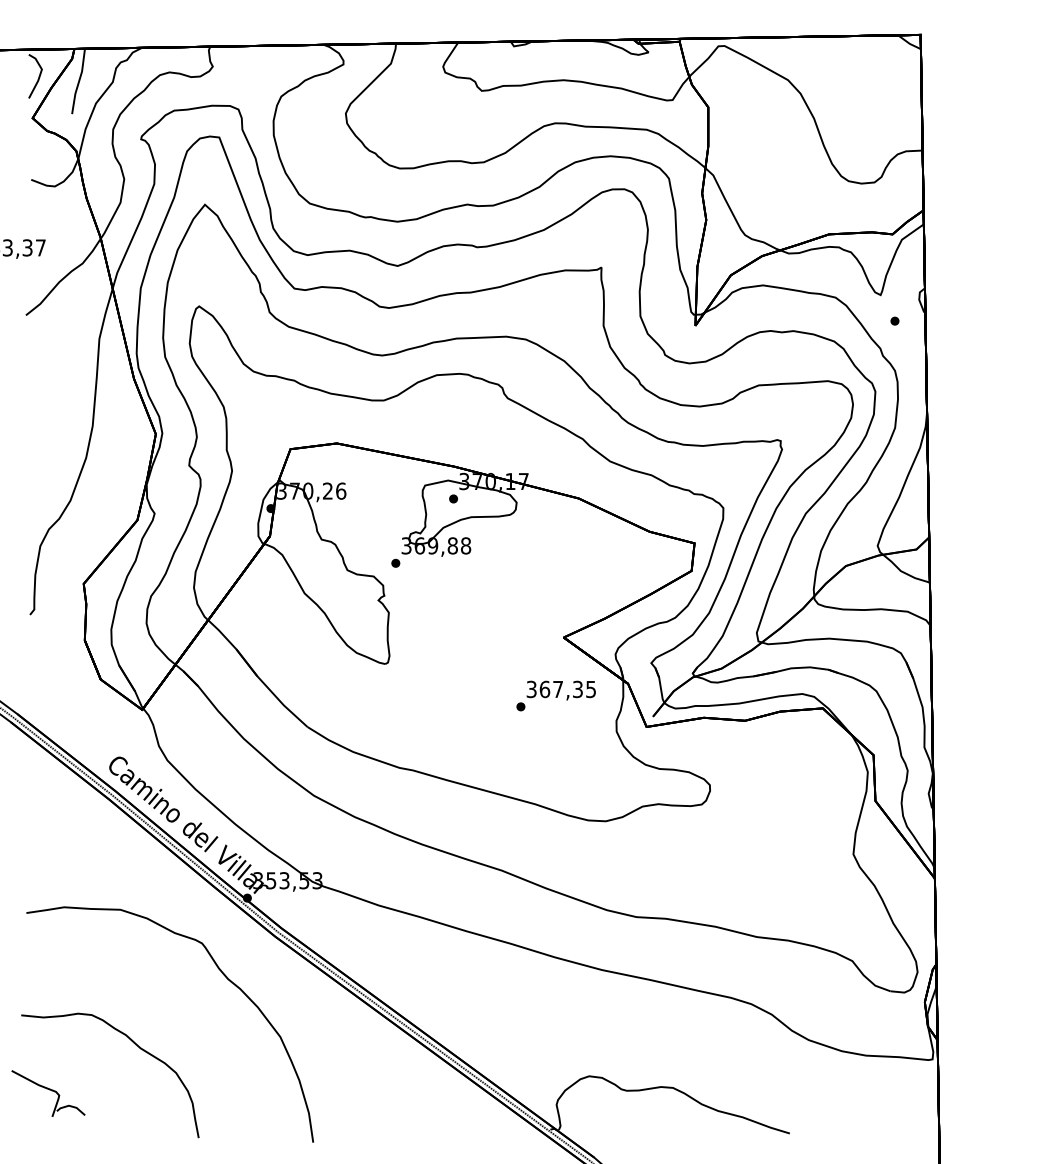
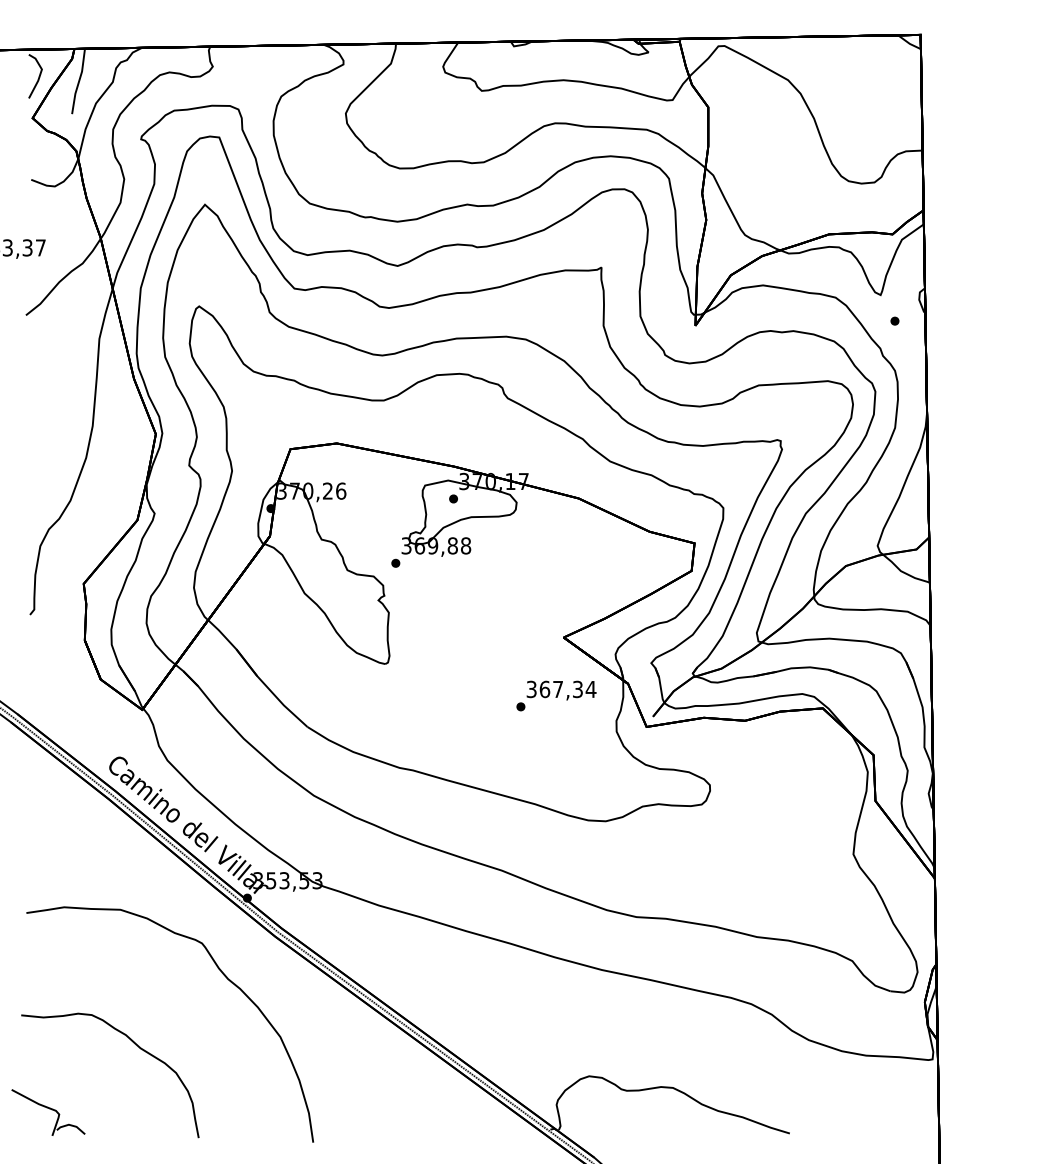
text: 367,35 -> 367,34 (590, 689)
part position: (48, 1093) -> (48, 1112) (48, 1112)
